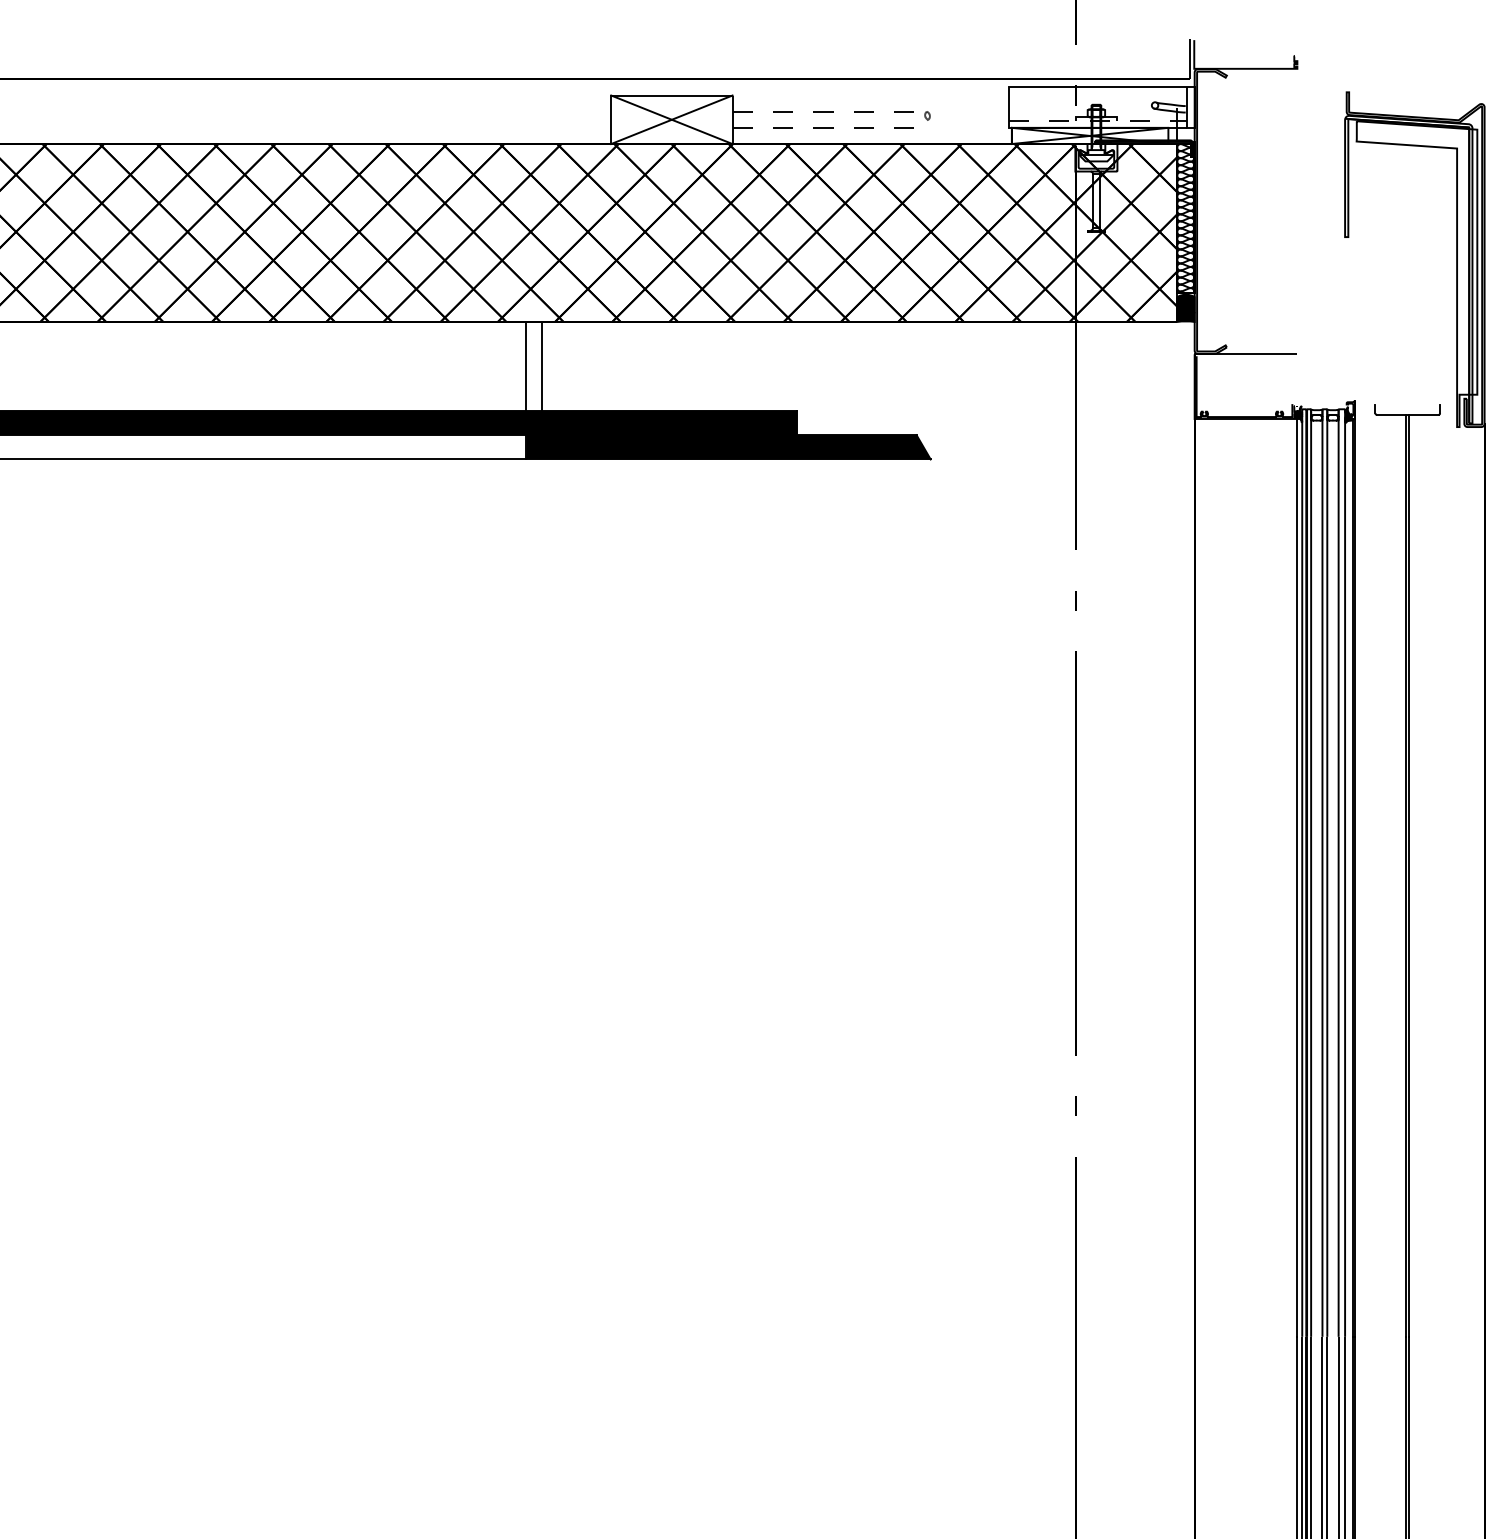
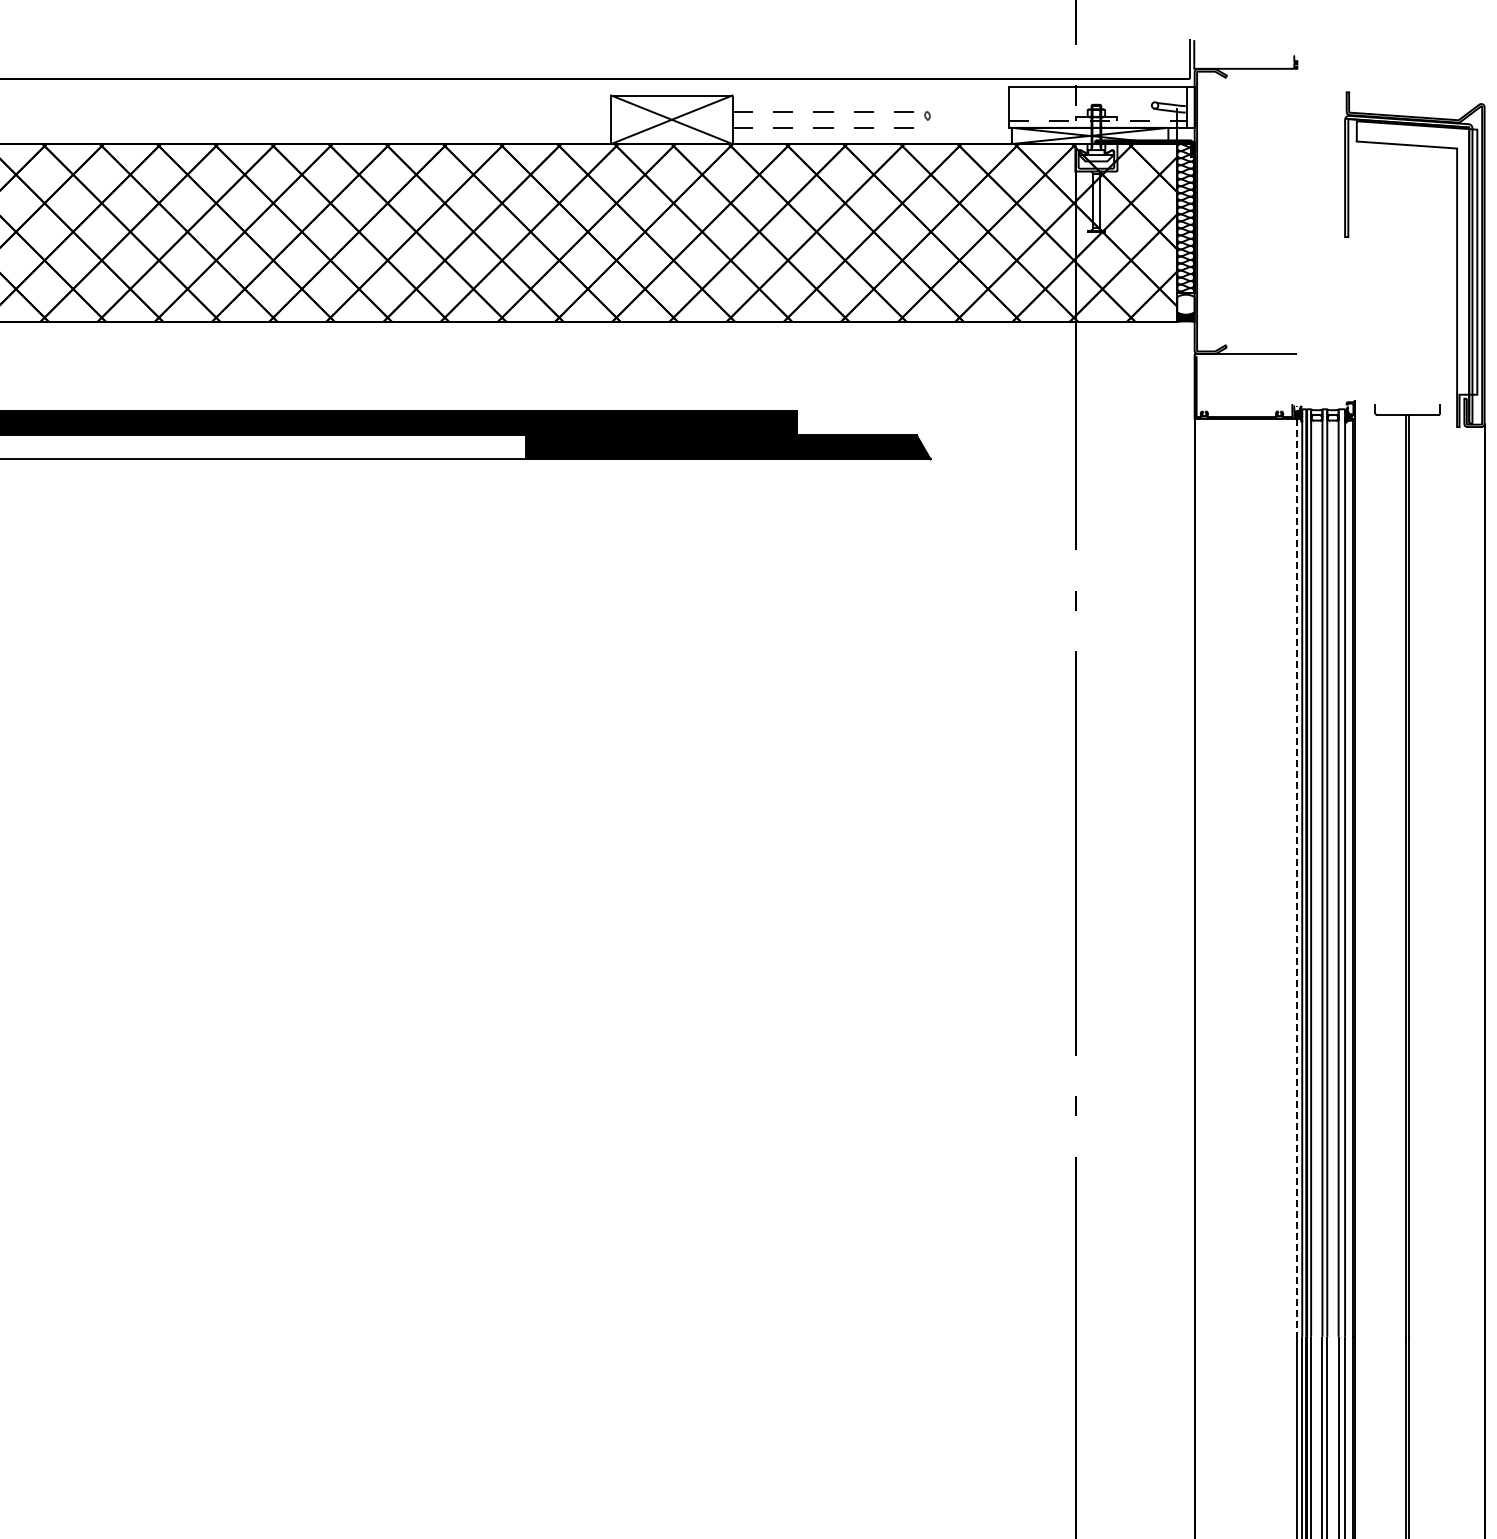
fill: present -> none (1185, 304)
line: present -> none (525, 365)
line: present -> none (542, 365)
line: solid -> dashed (1297, 877)
